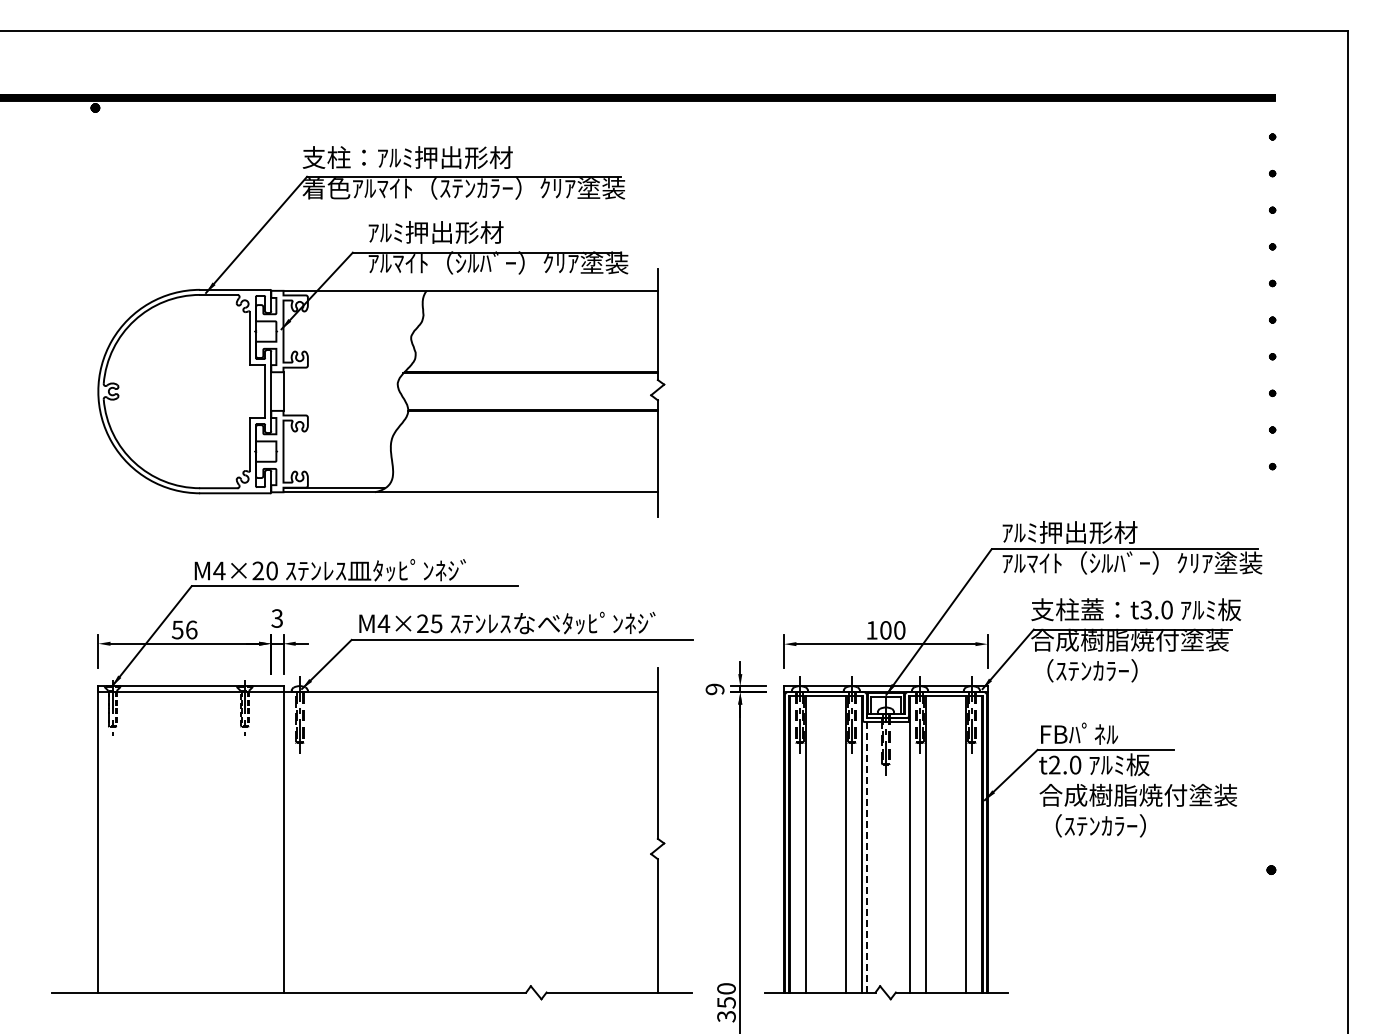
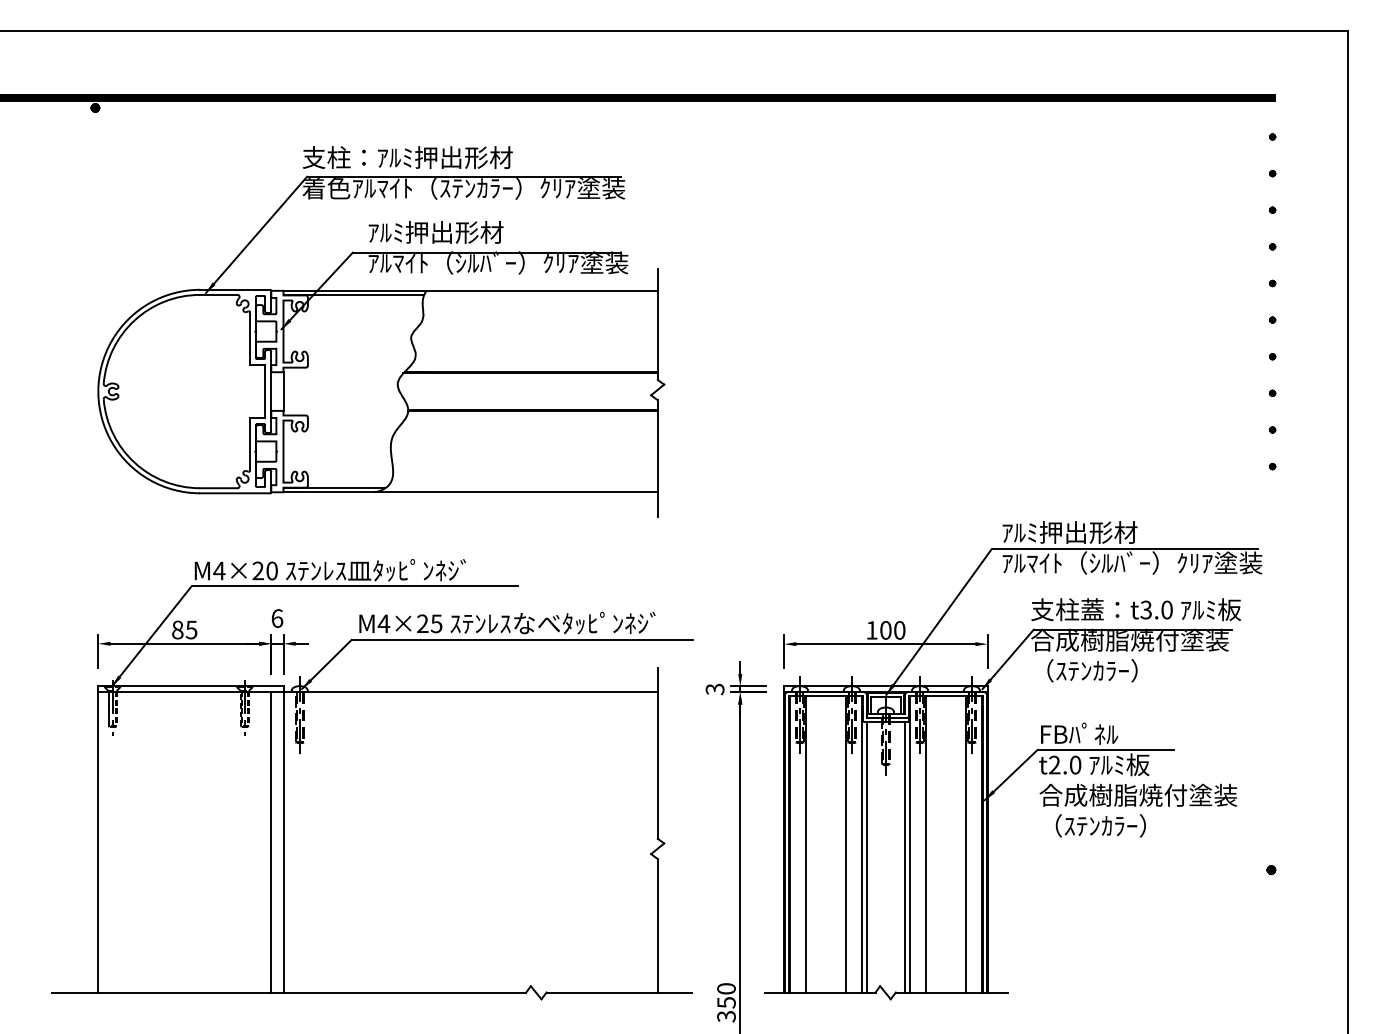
line: none -> present (353, 294)
text: 3 -> 6 (277, 618)
text: 56 -> 85 (184, 629)
text: 9 -> 3 (715, 689)
line: none -> present (271, 842)
line: none -> present (905, 856)
line: dashed -> solid (866, 857)
